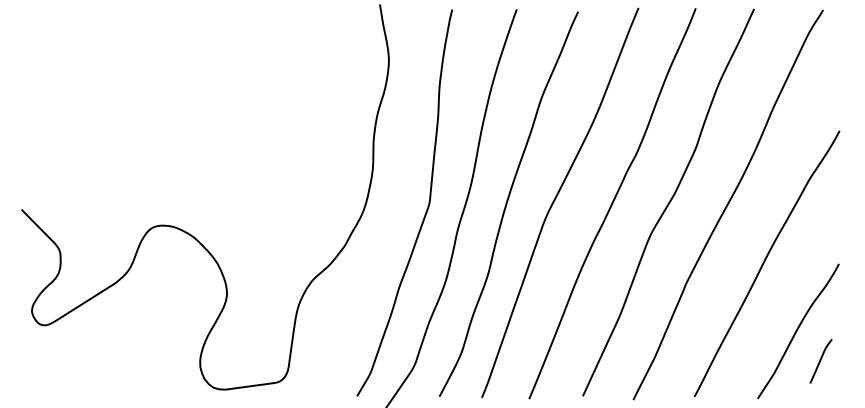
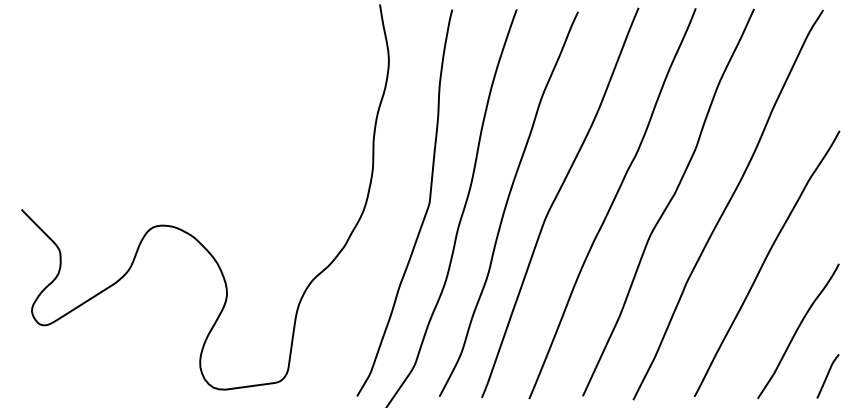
curve position: (820, 361) -> (827, 376) (827, 376)
